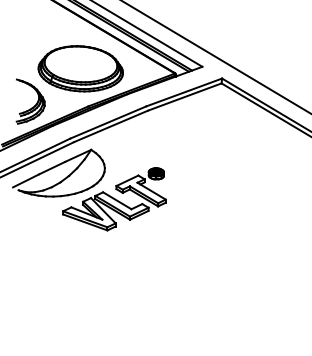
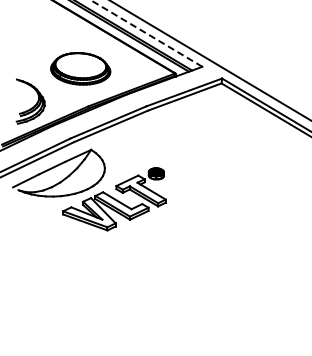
line: solid -> dashed (146, 33)
line position: (215, 57) -> (210, 60) (210, 60)
part size: 87x48 px -> 62x34 px (80, 68)
